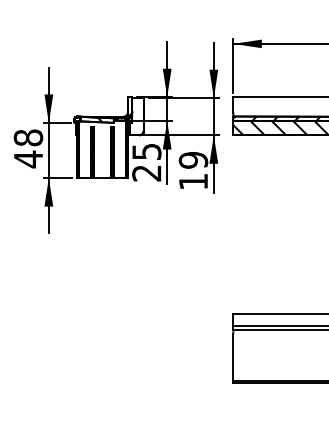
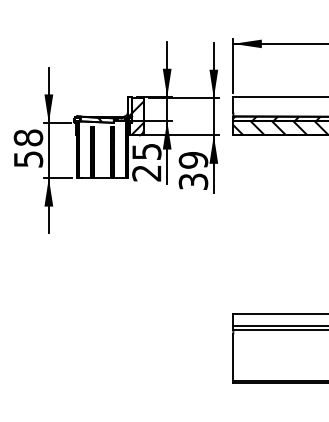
hatch: none -> present (137, 118)
text: 48 -> 58 (28, 159)
text: 19 -> 39 (193, 181)
